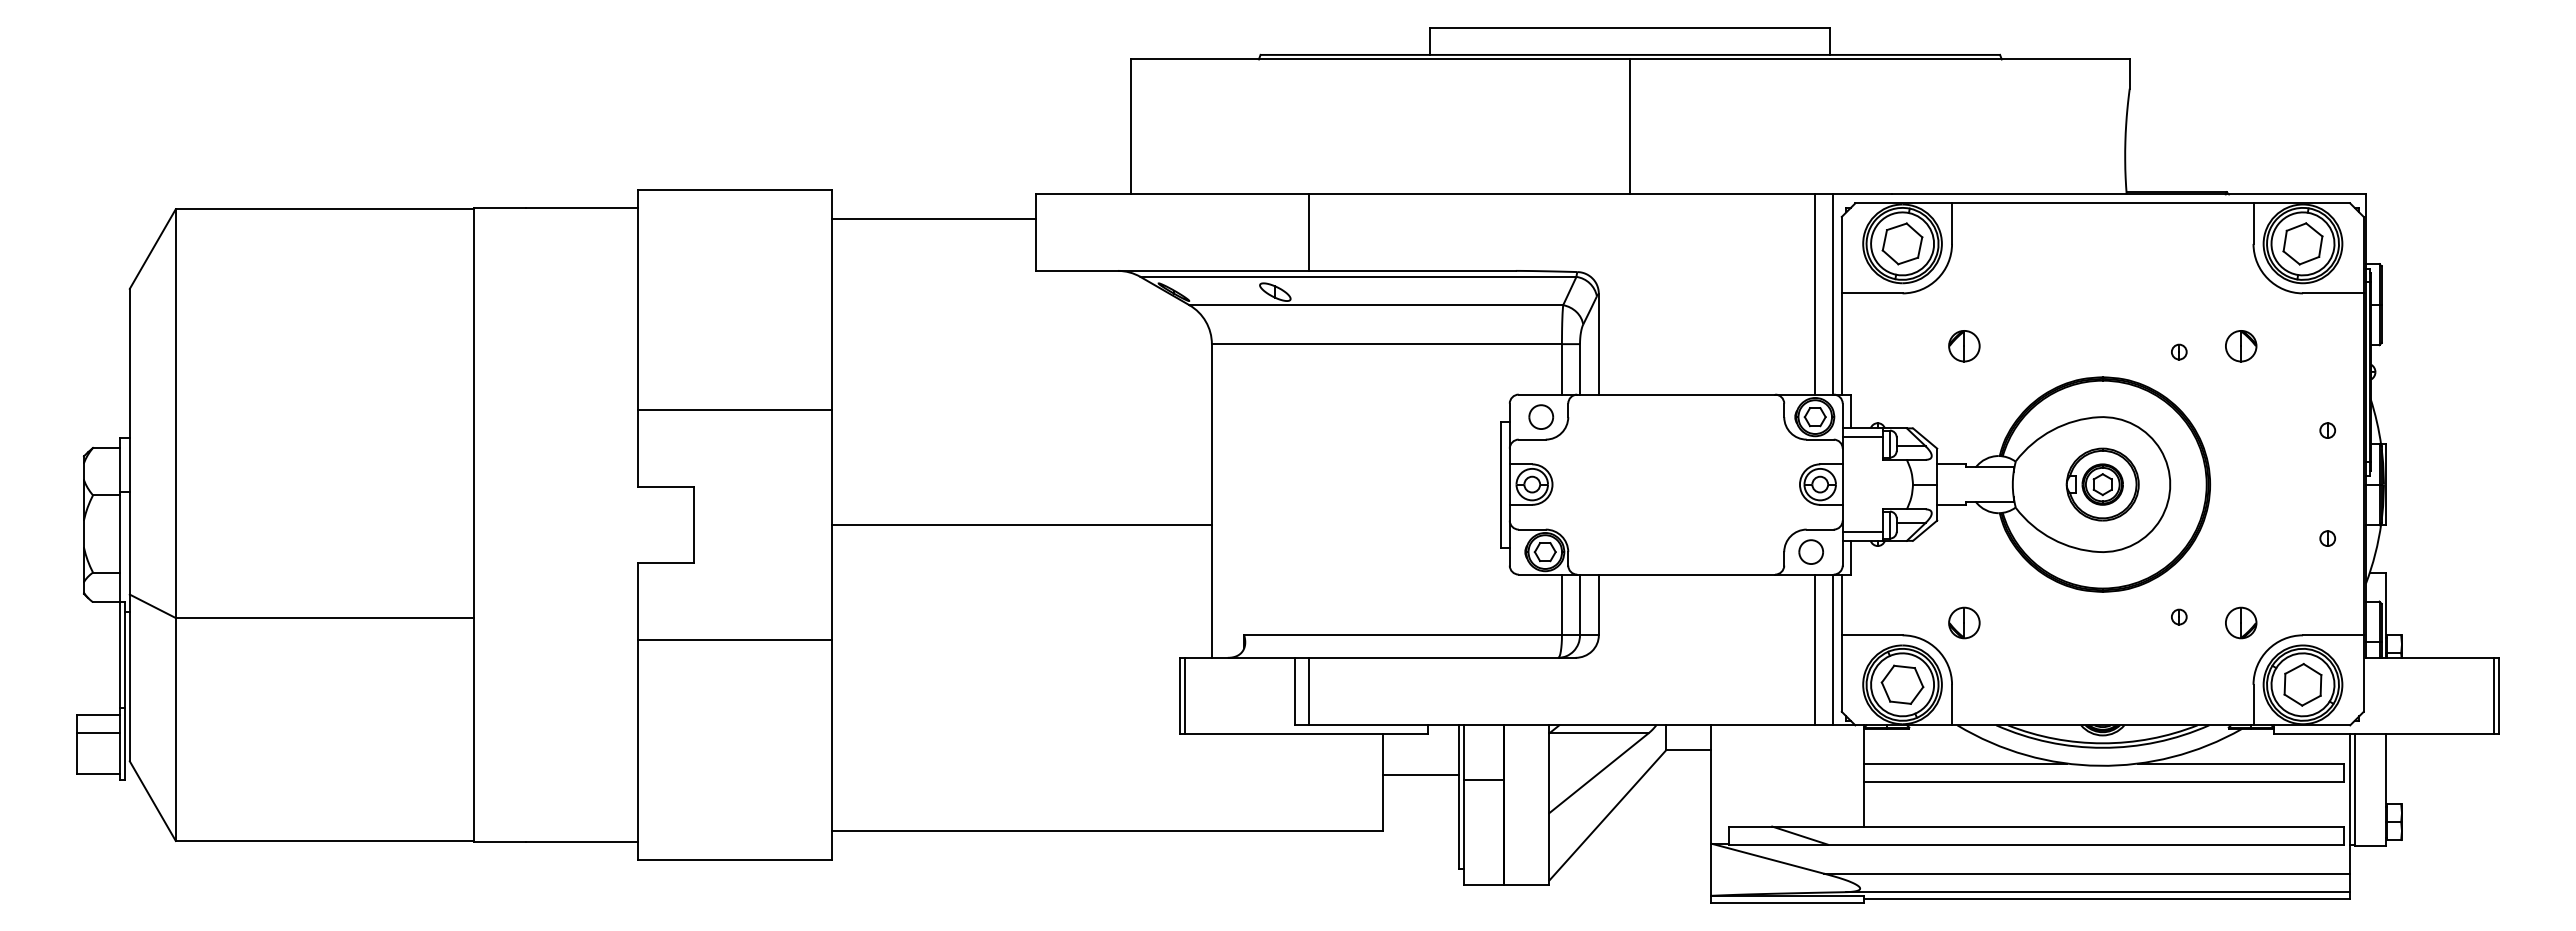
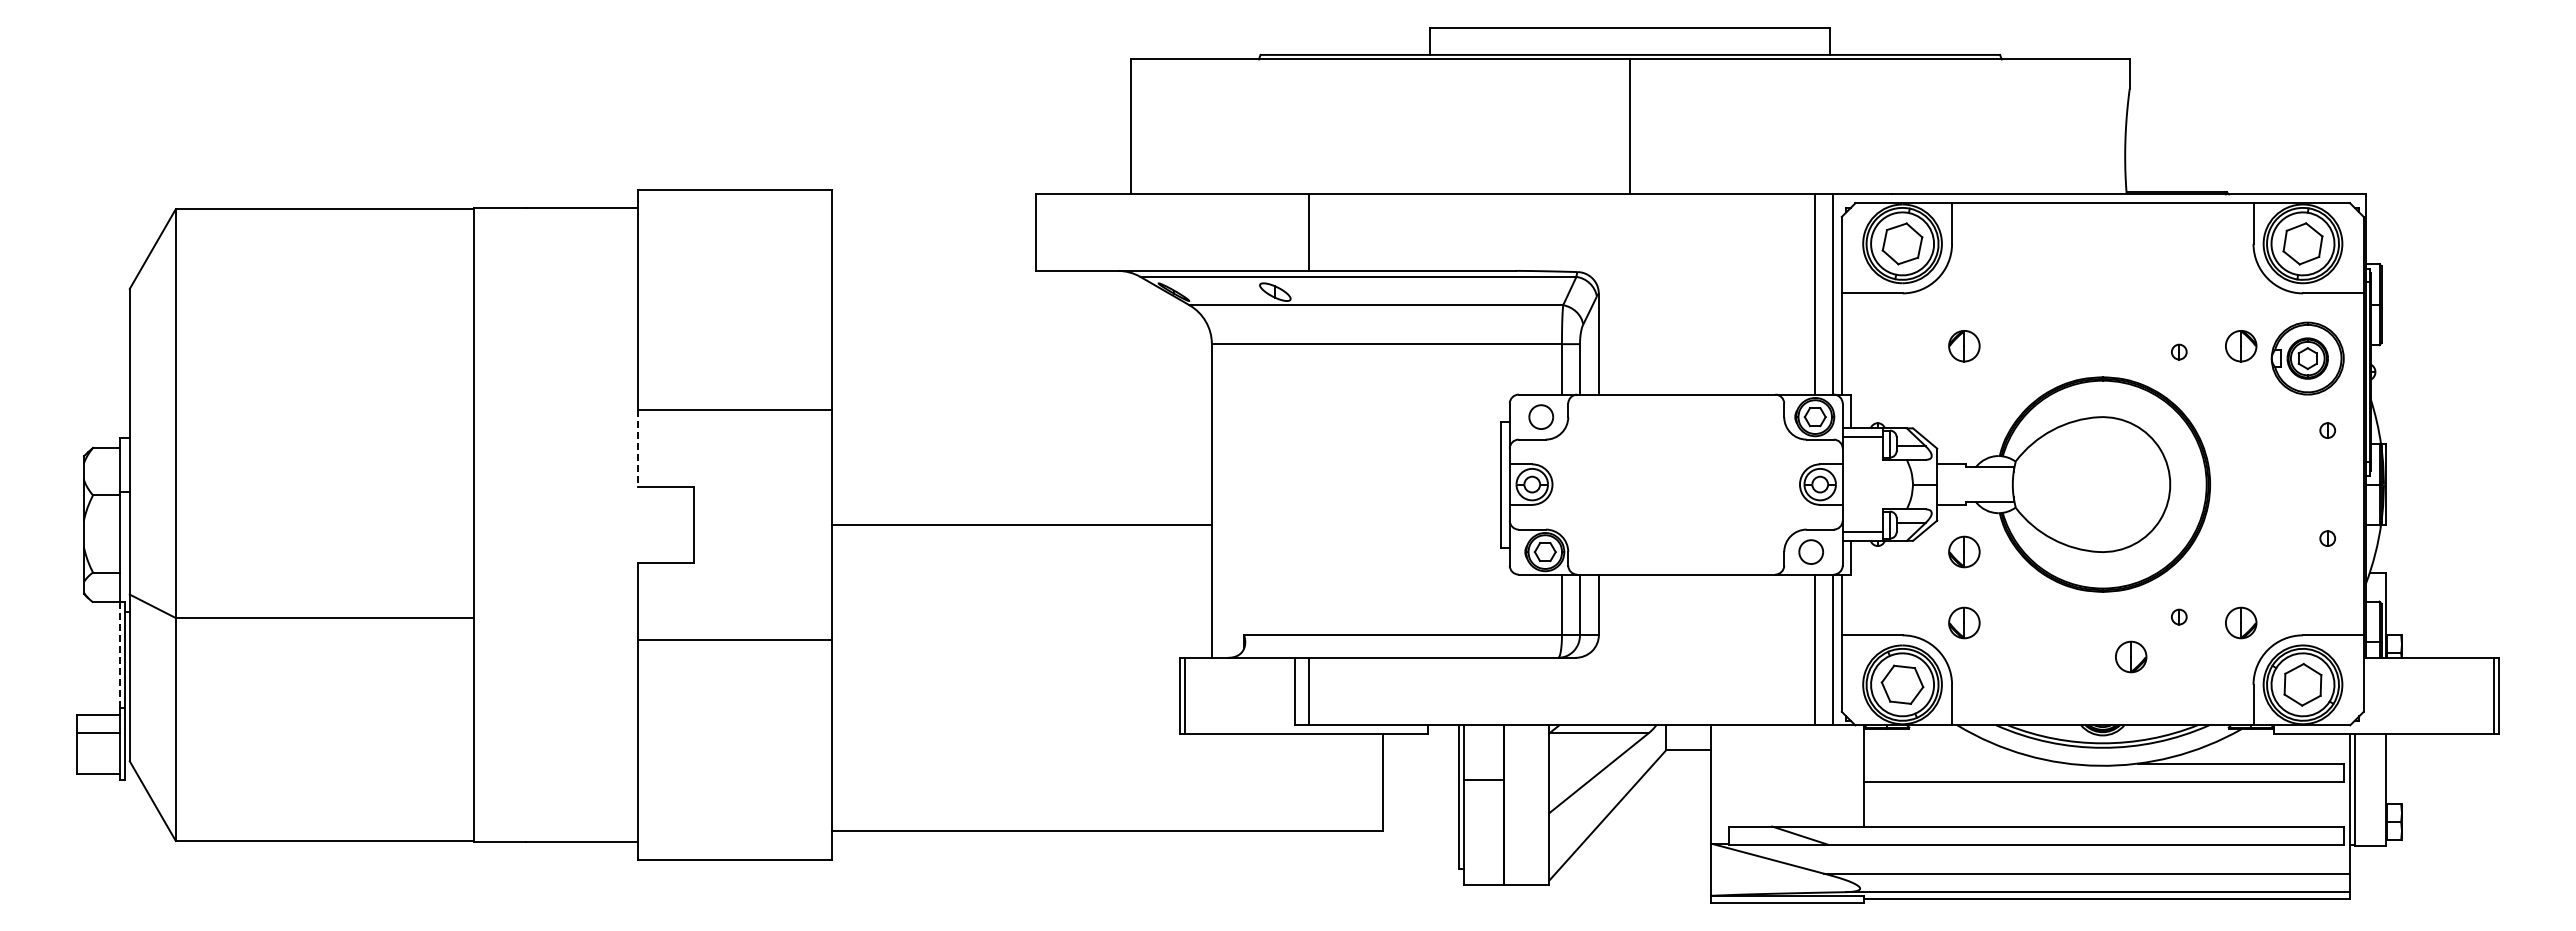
line: present -> none (933, 219)
line: solid -> dashed (638, 449)
part position: (2102, 484) -> (2307, 358) (2307, 358)
part: none -> present (1964, 551)
line: solid -> dashed (120, 655)
part: none -> present (2131, 656)
line: present -> none (1965, 763)
line: present -> none (1420, 774)
